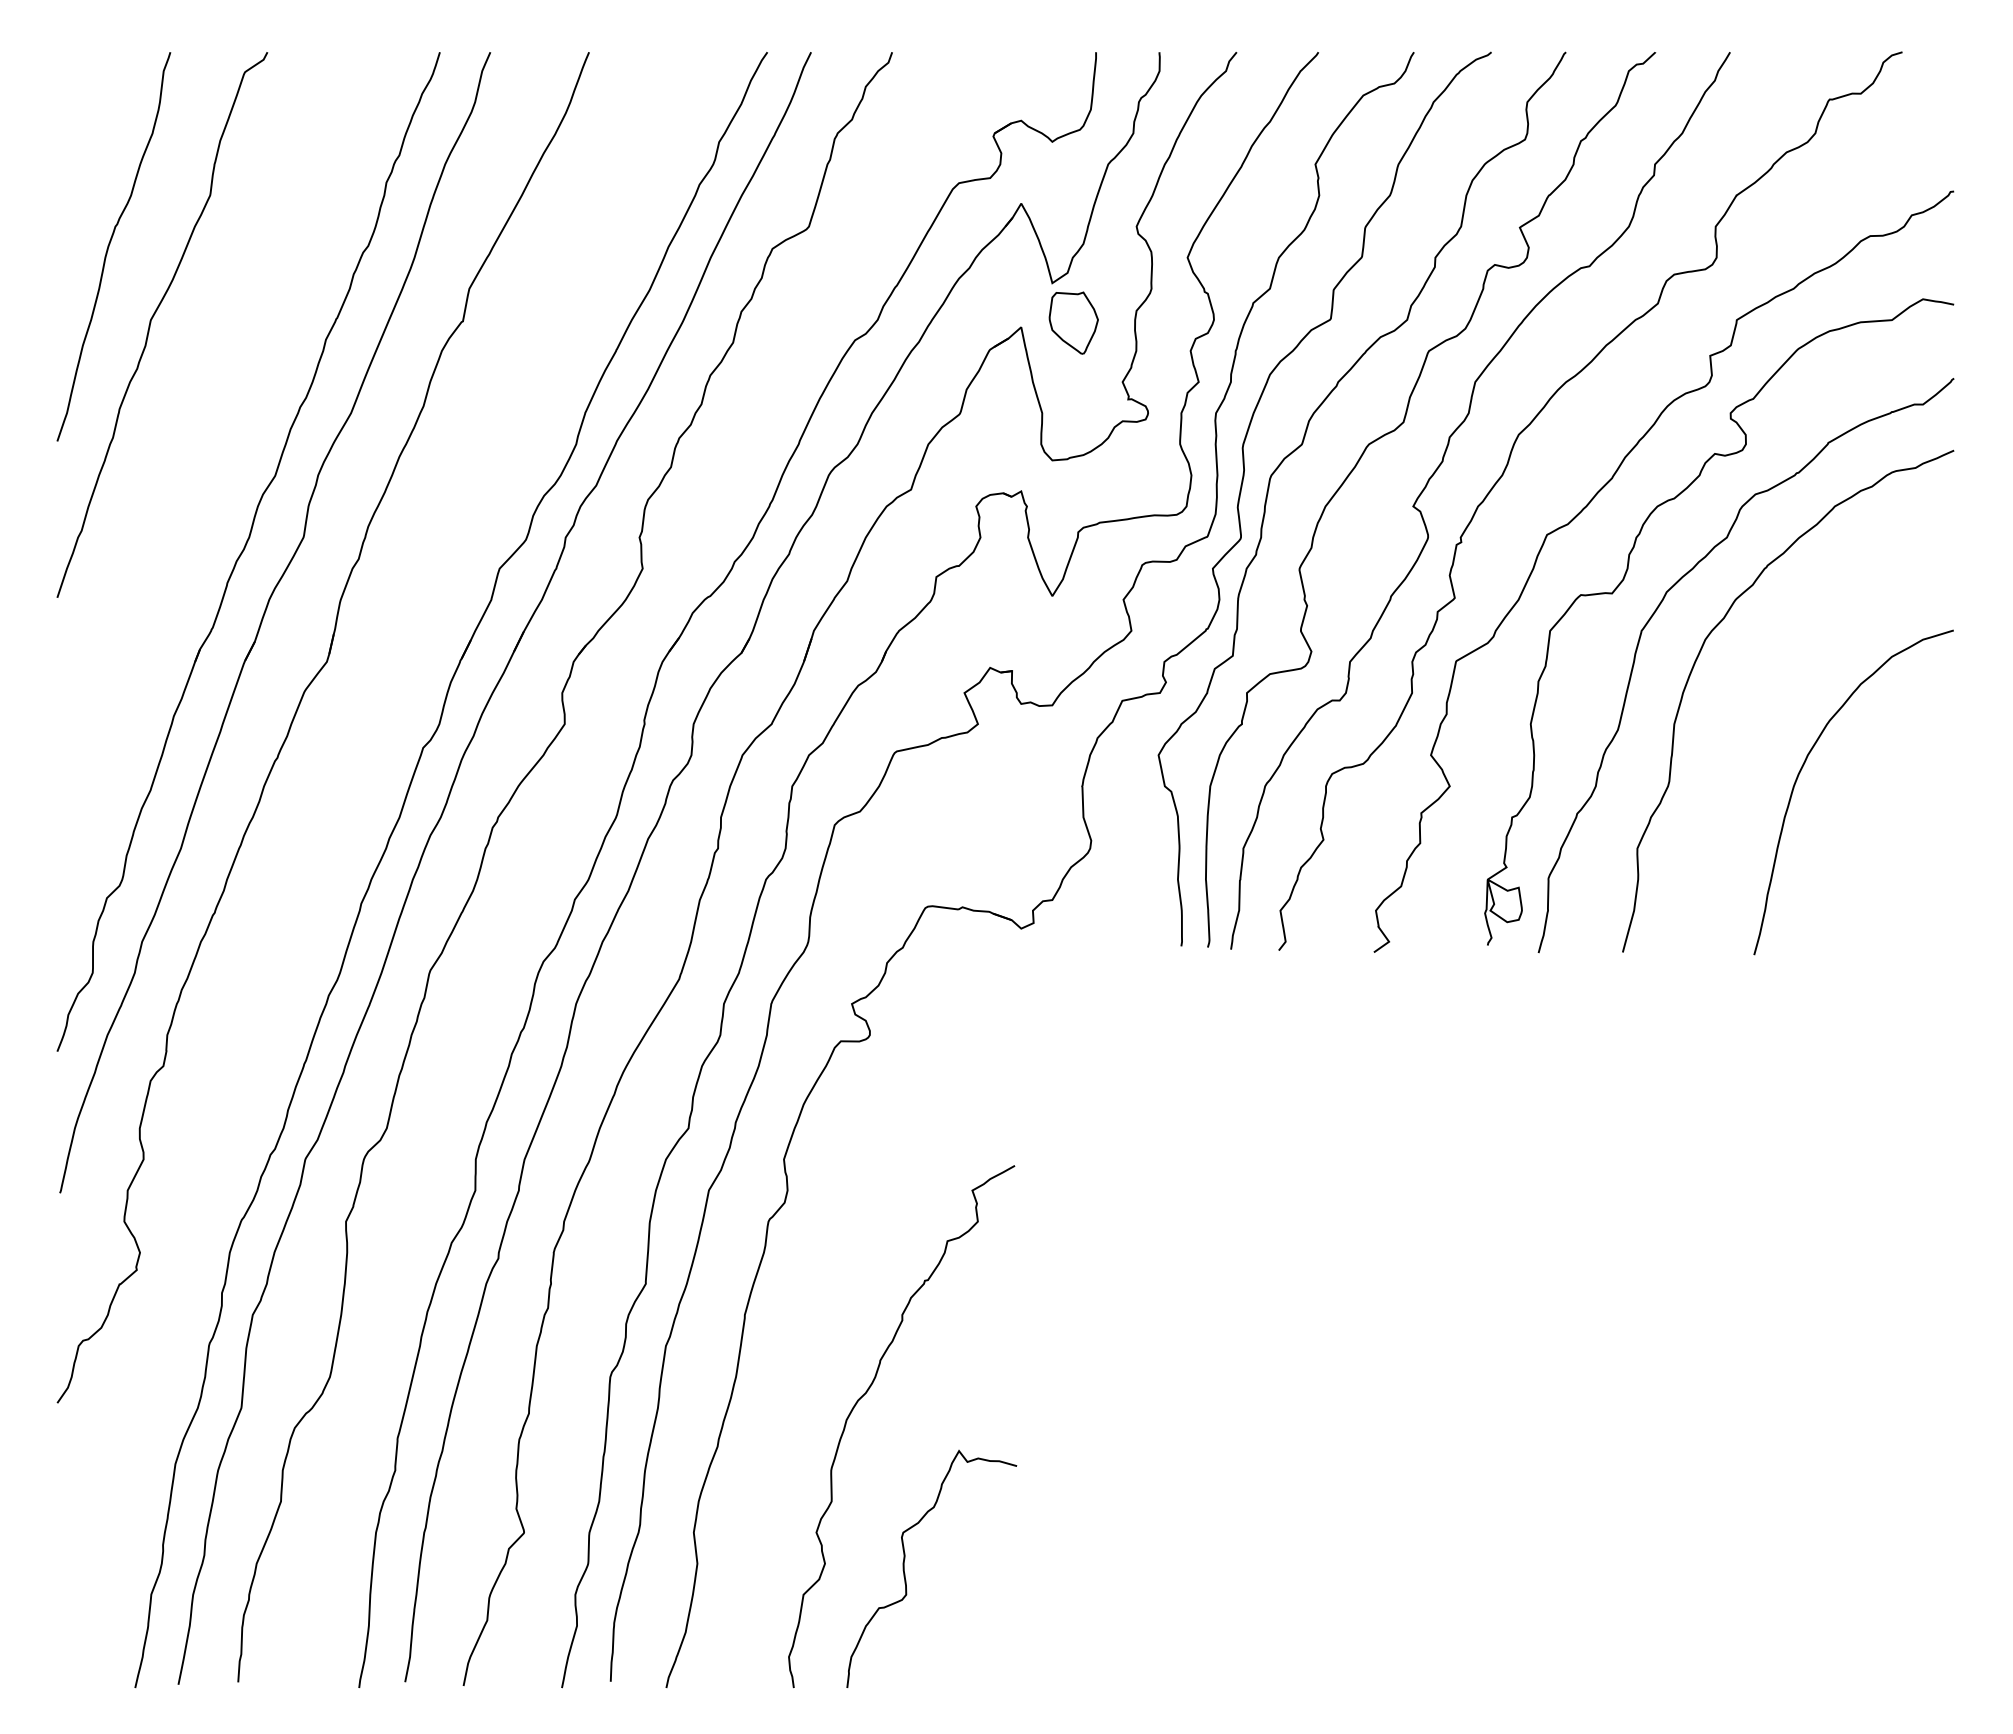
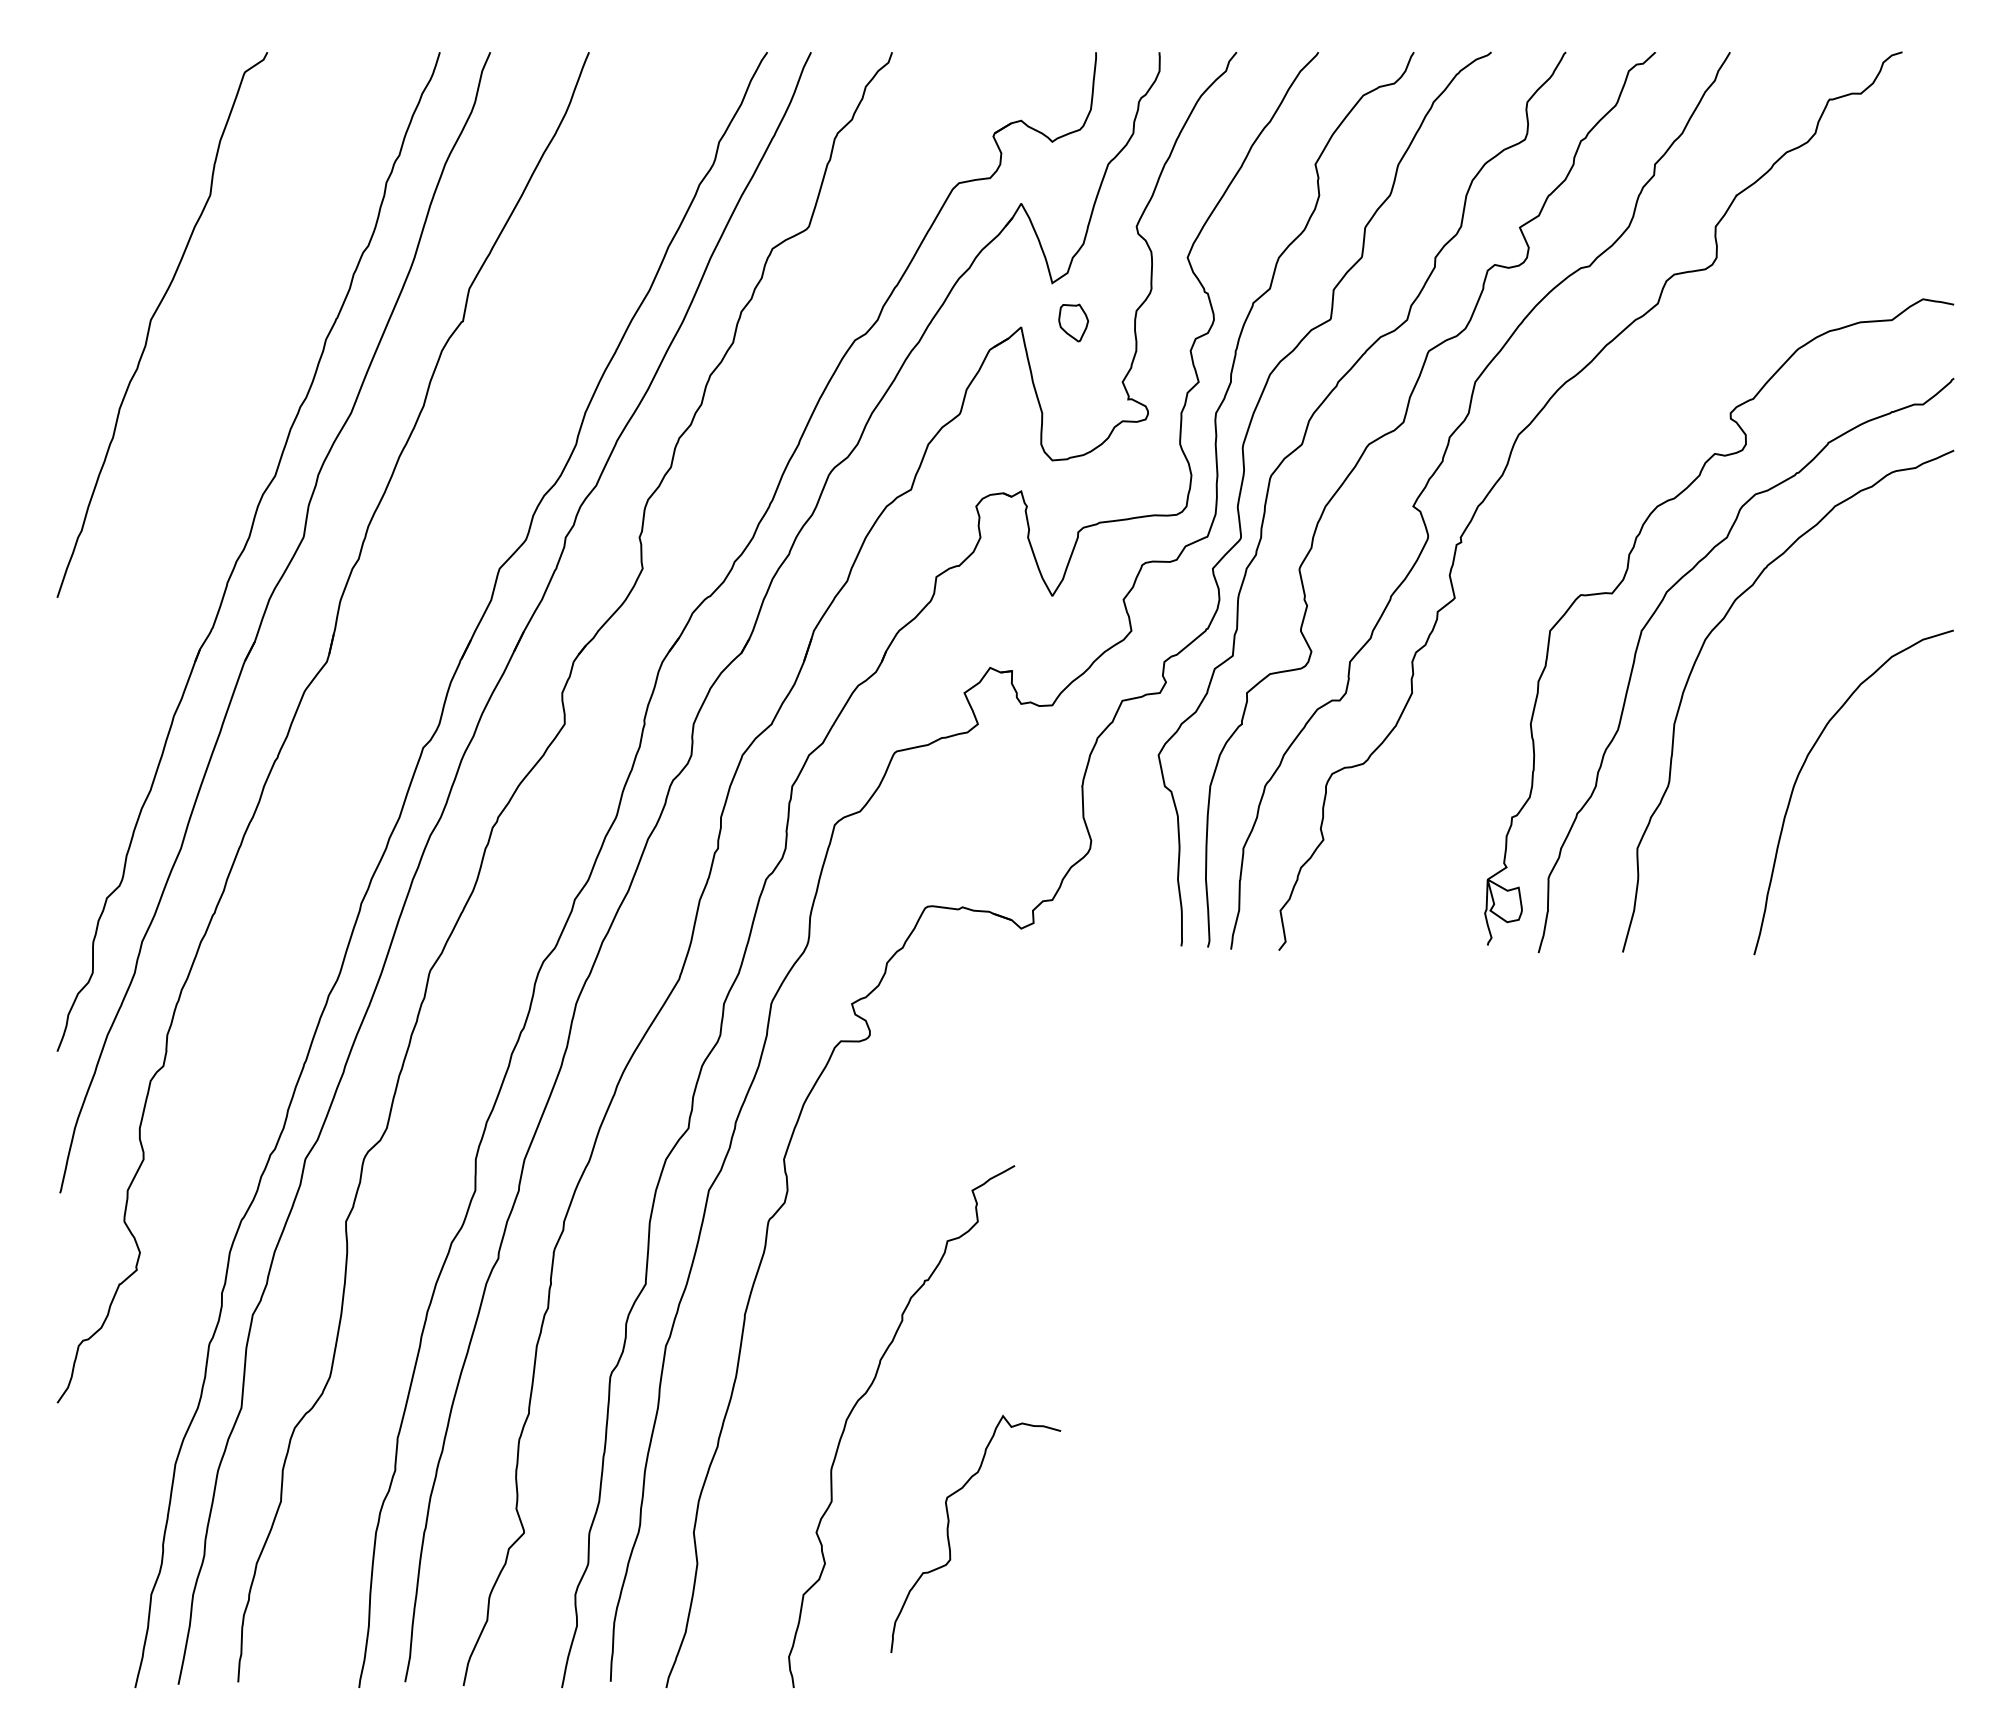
curve: present -> none (110, 244)
part size: 51x64 px -> 32x40 px (1073, 322)
curve: present -> none (1590, 503)
curve position: (905, 1573) -> (949, 1538) (949, 1538)
